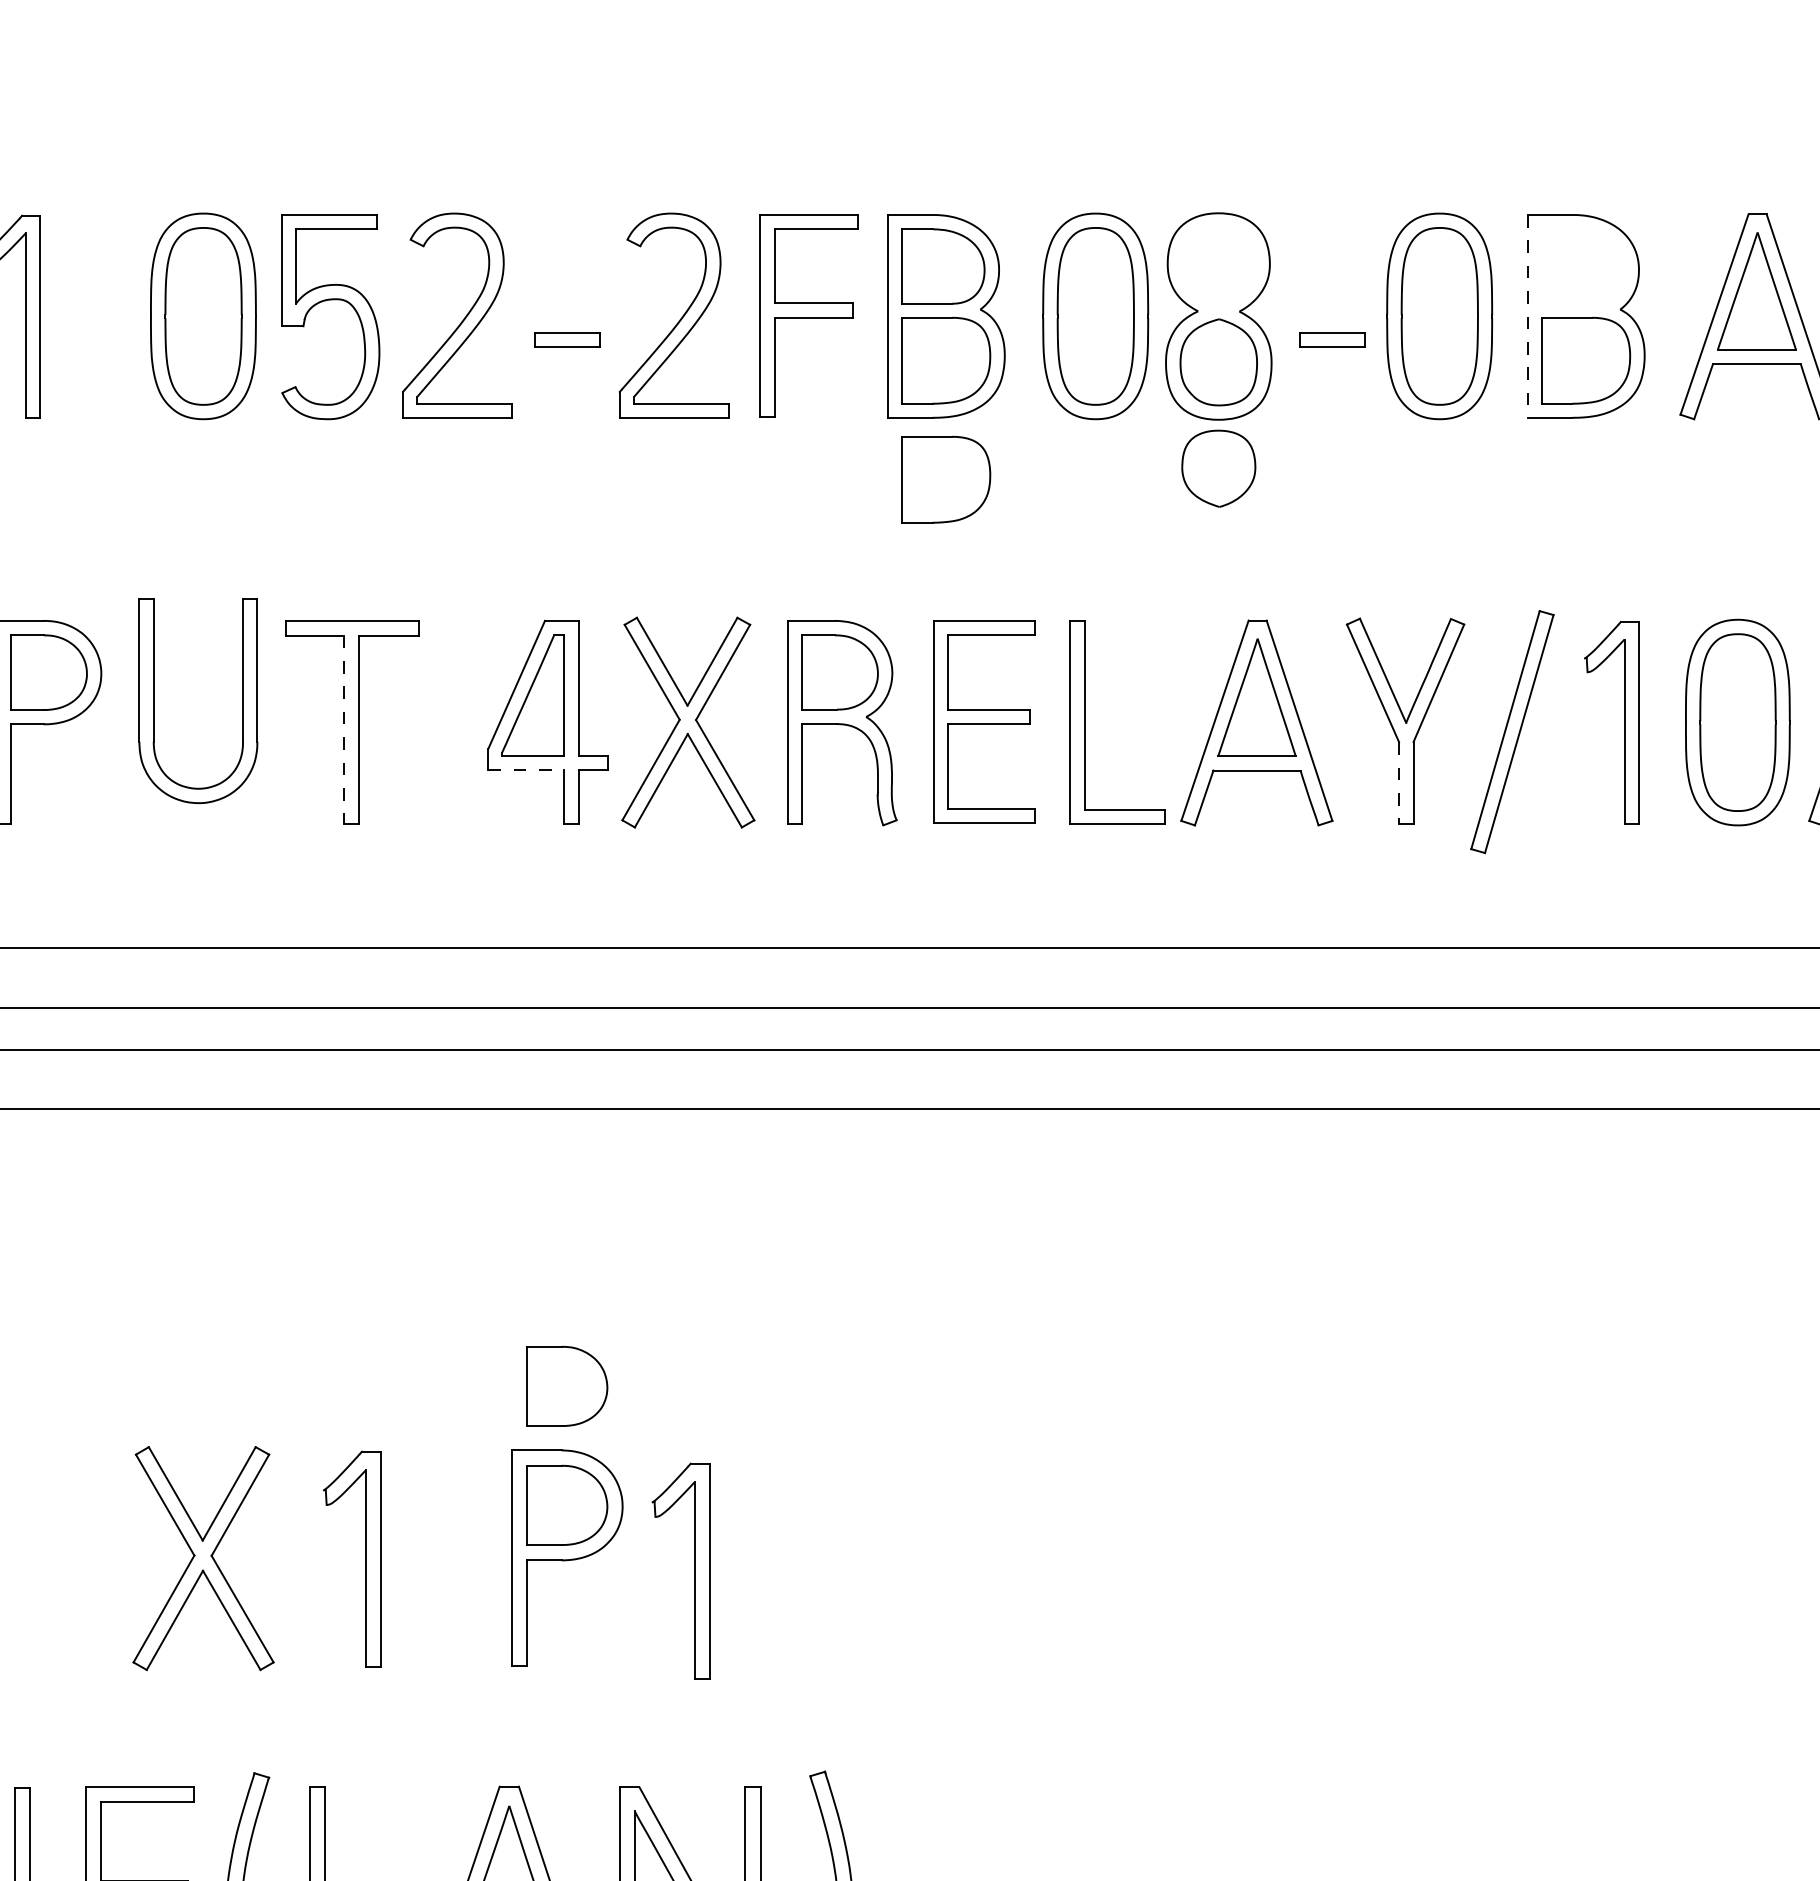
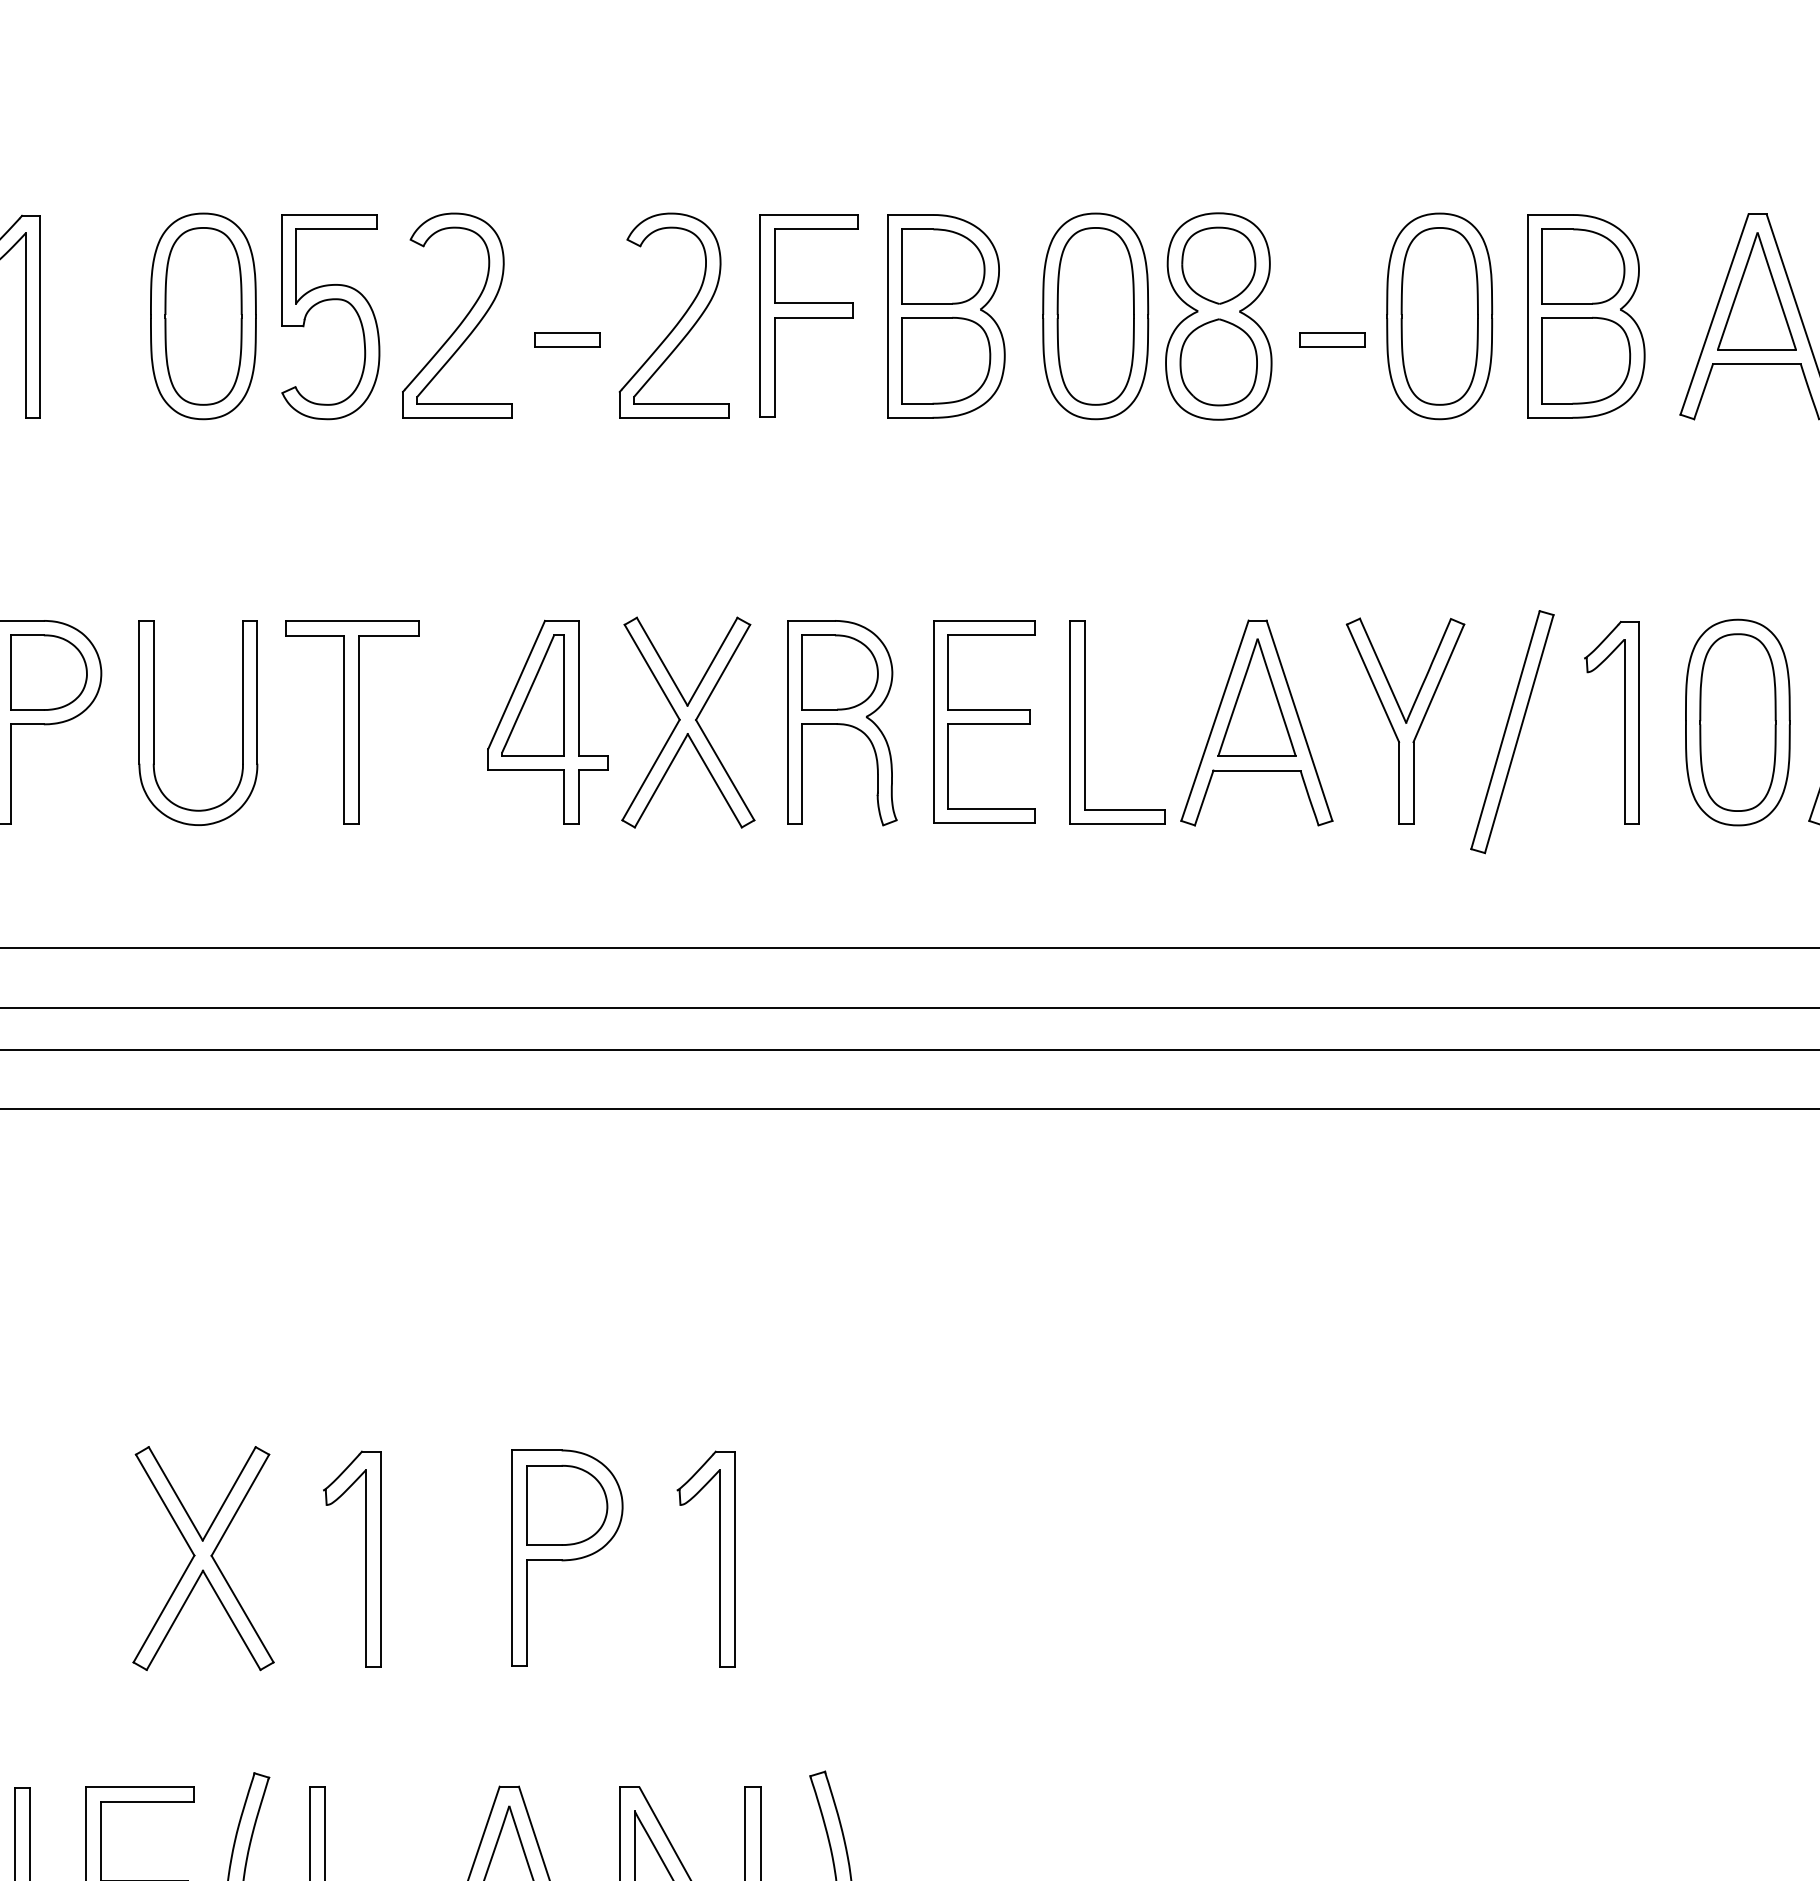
part: none -> present (1583, 266)
line: dashed -> solid (1527, 316)
part position: (1218, 468) -> (1218, 265) (1218, 265)
part: present -> none (946, 479)
part position: (154, 700) -> (154, 722) (154, 722)
line: dashed -> solid (344, 730)
line: dashed -> solid (526, 770)
line: dashed -> solid (1399, 783)
part: present -> none (567, 1385)
part position: (694, 1570) -> (719, 1558) (719, 1558)
